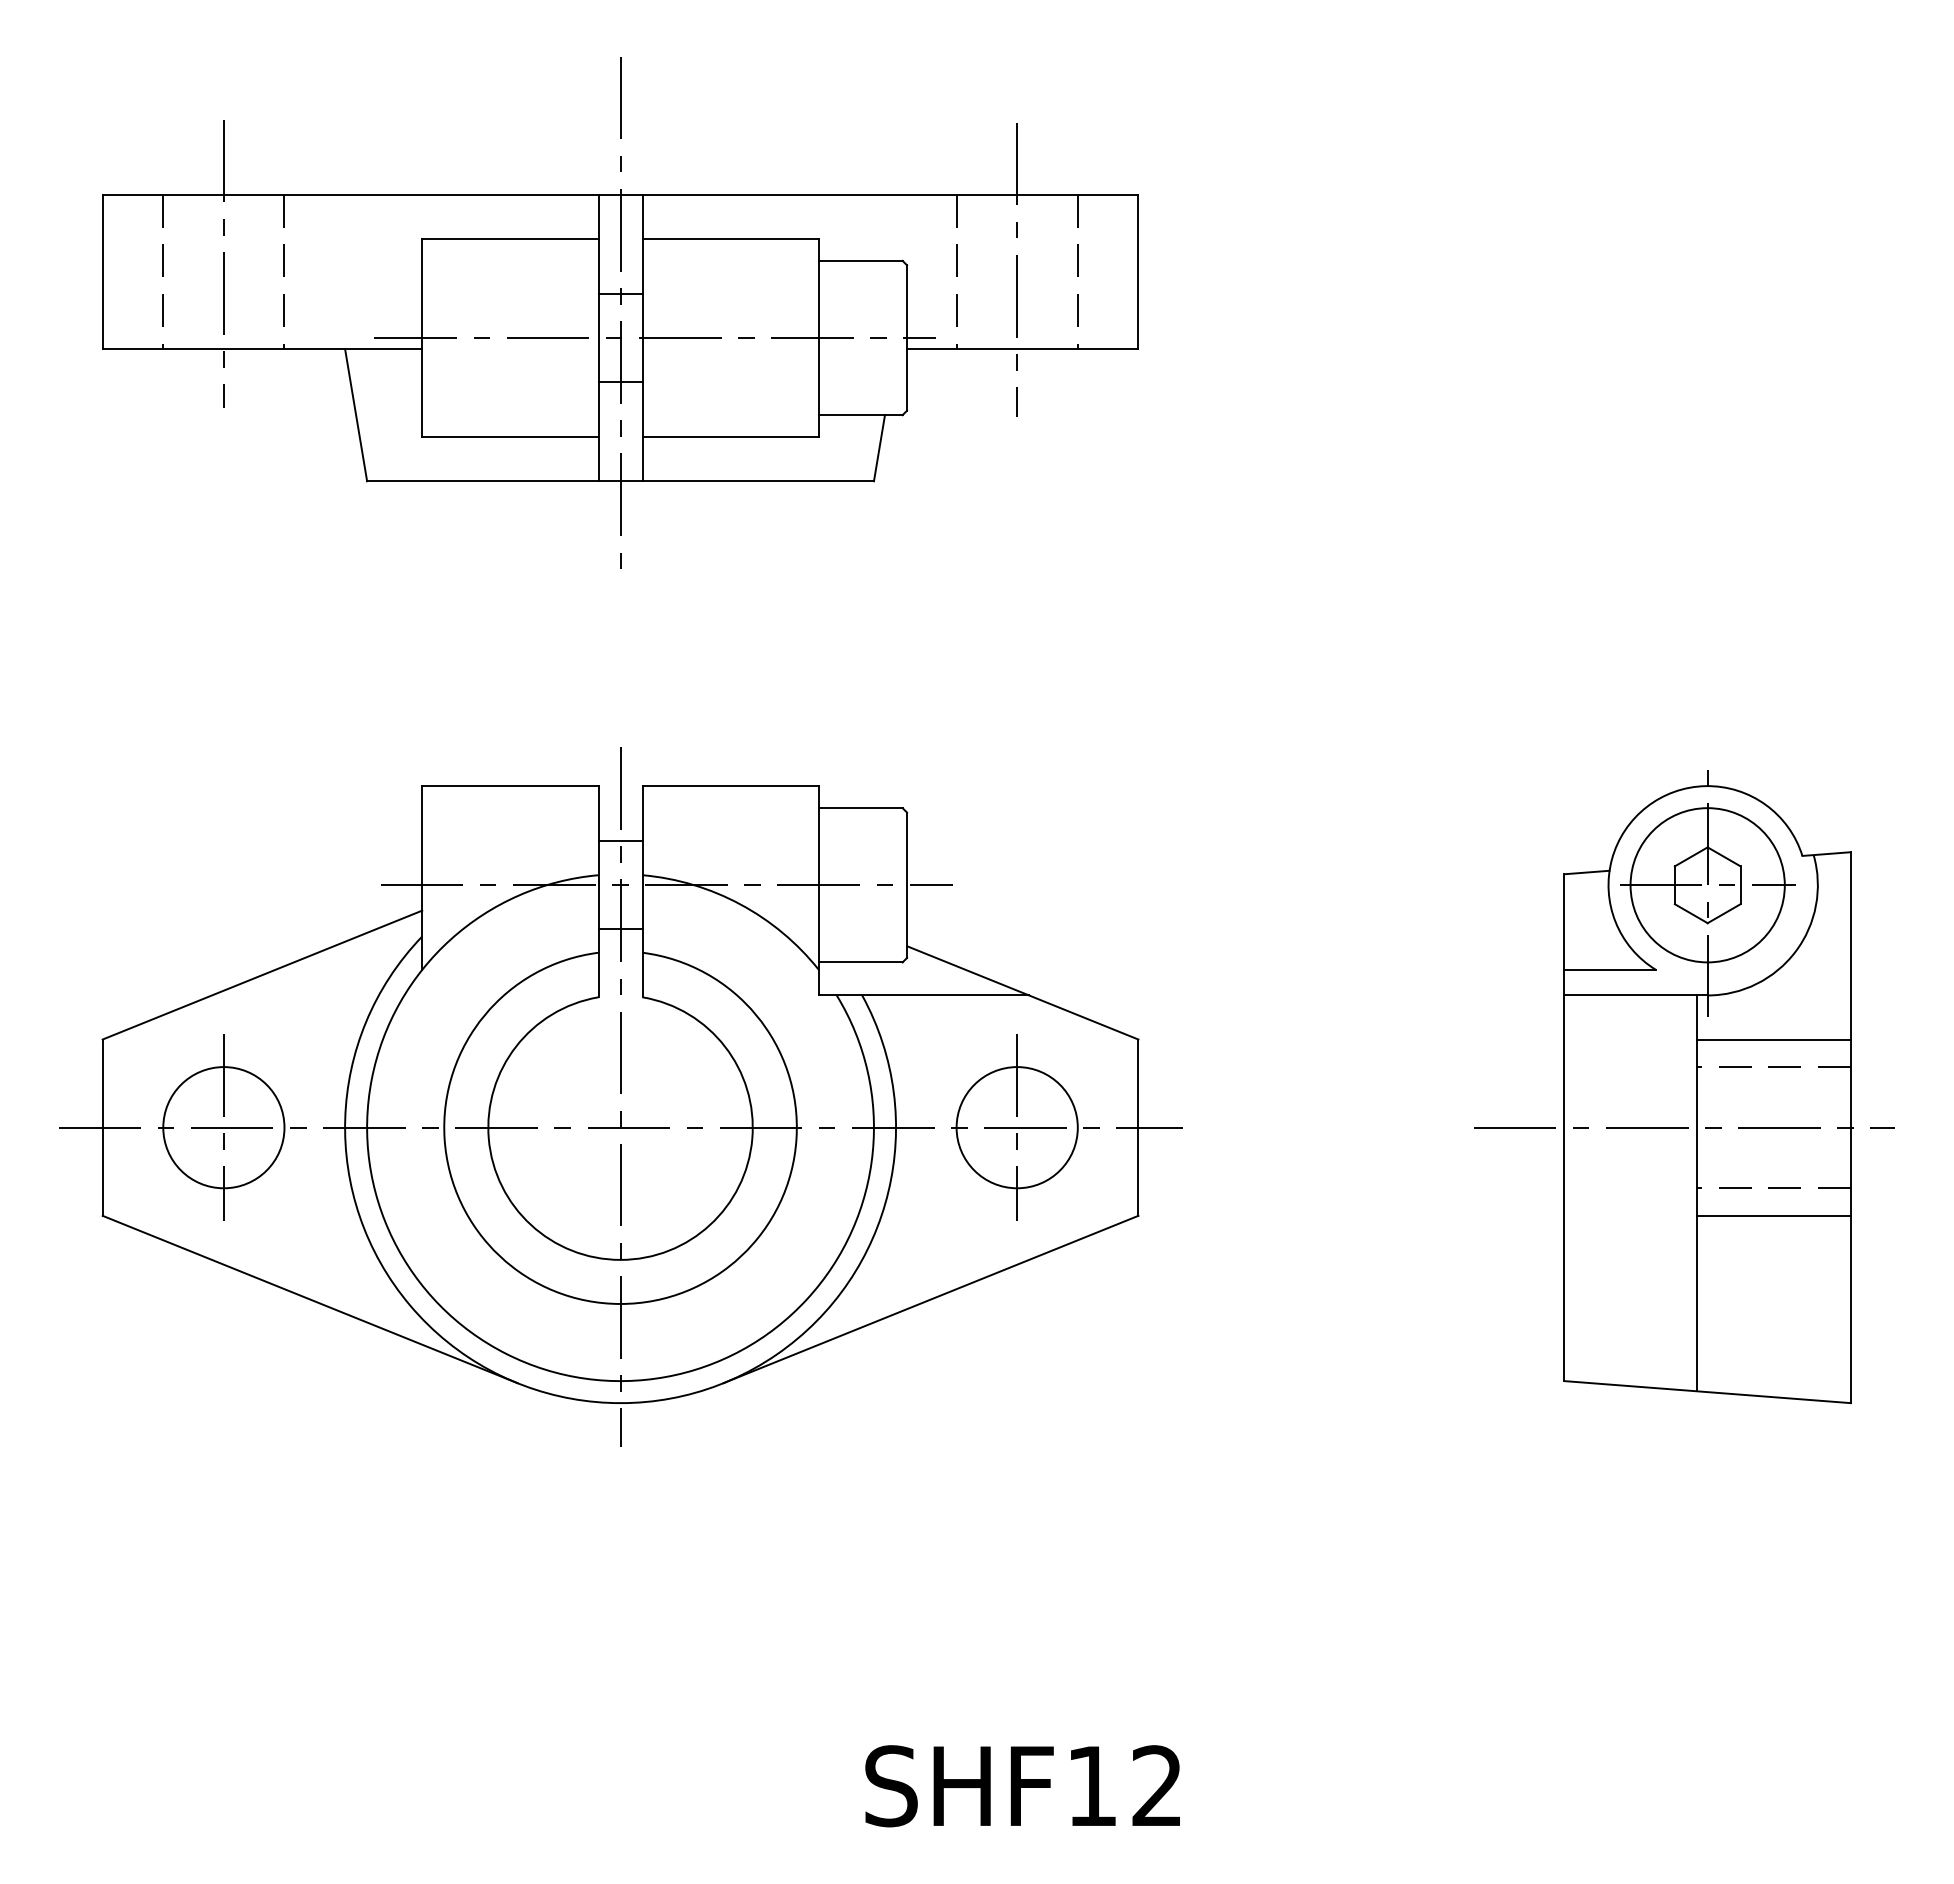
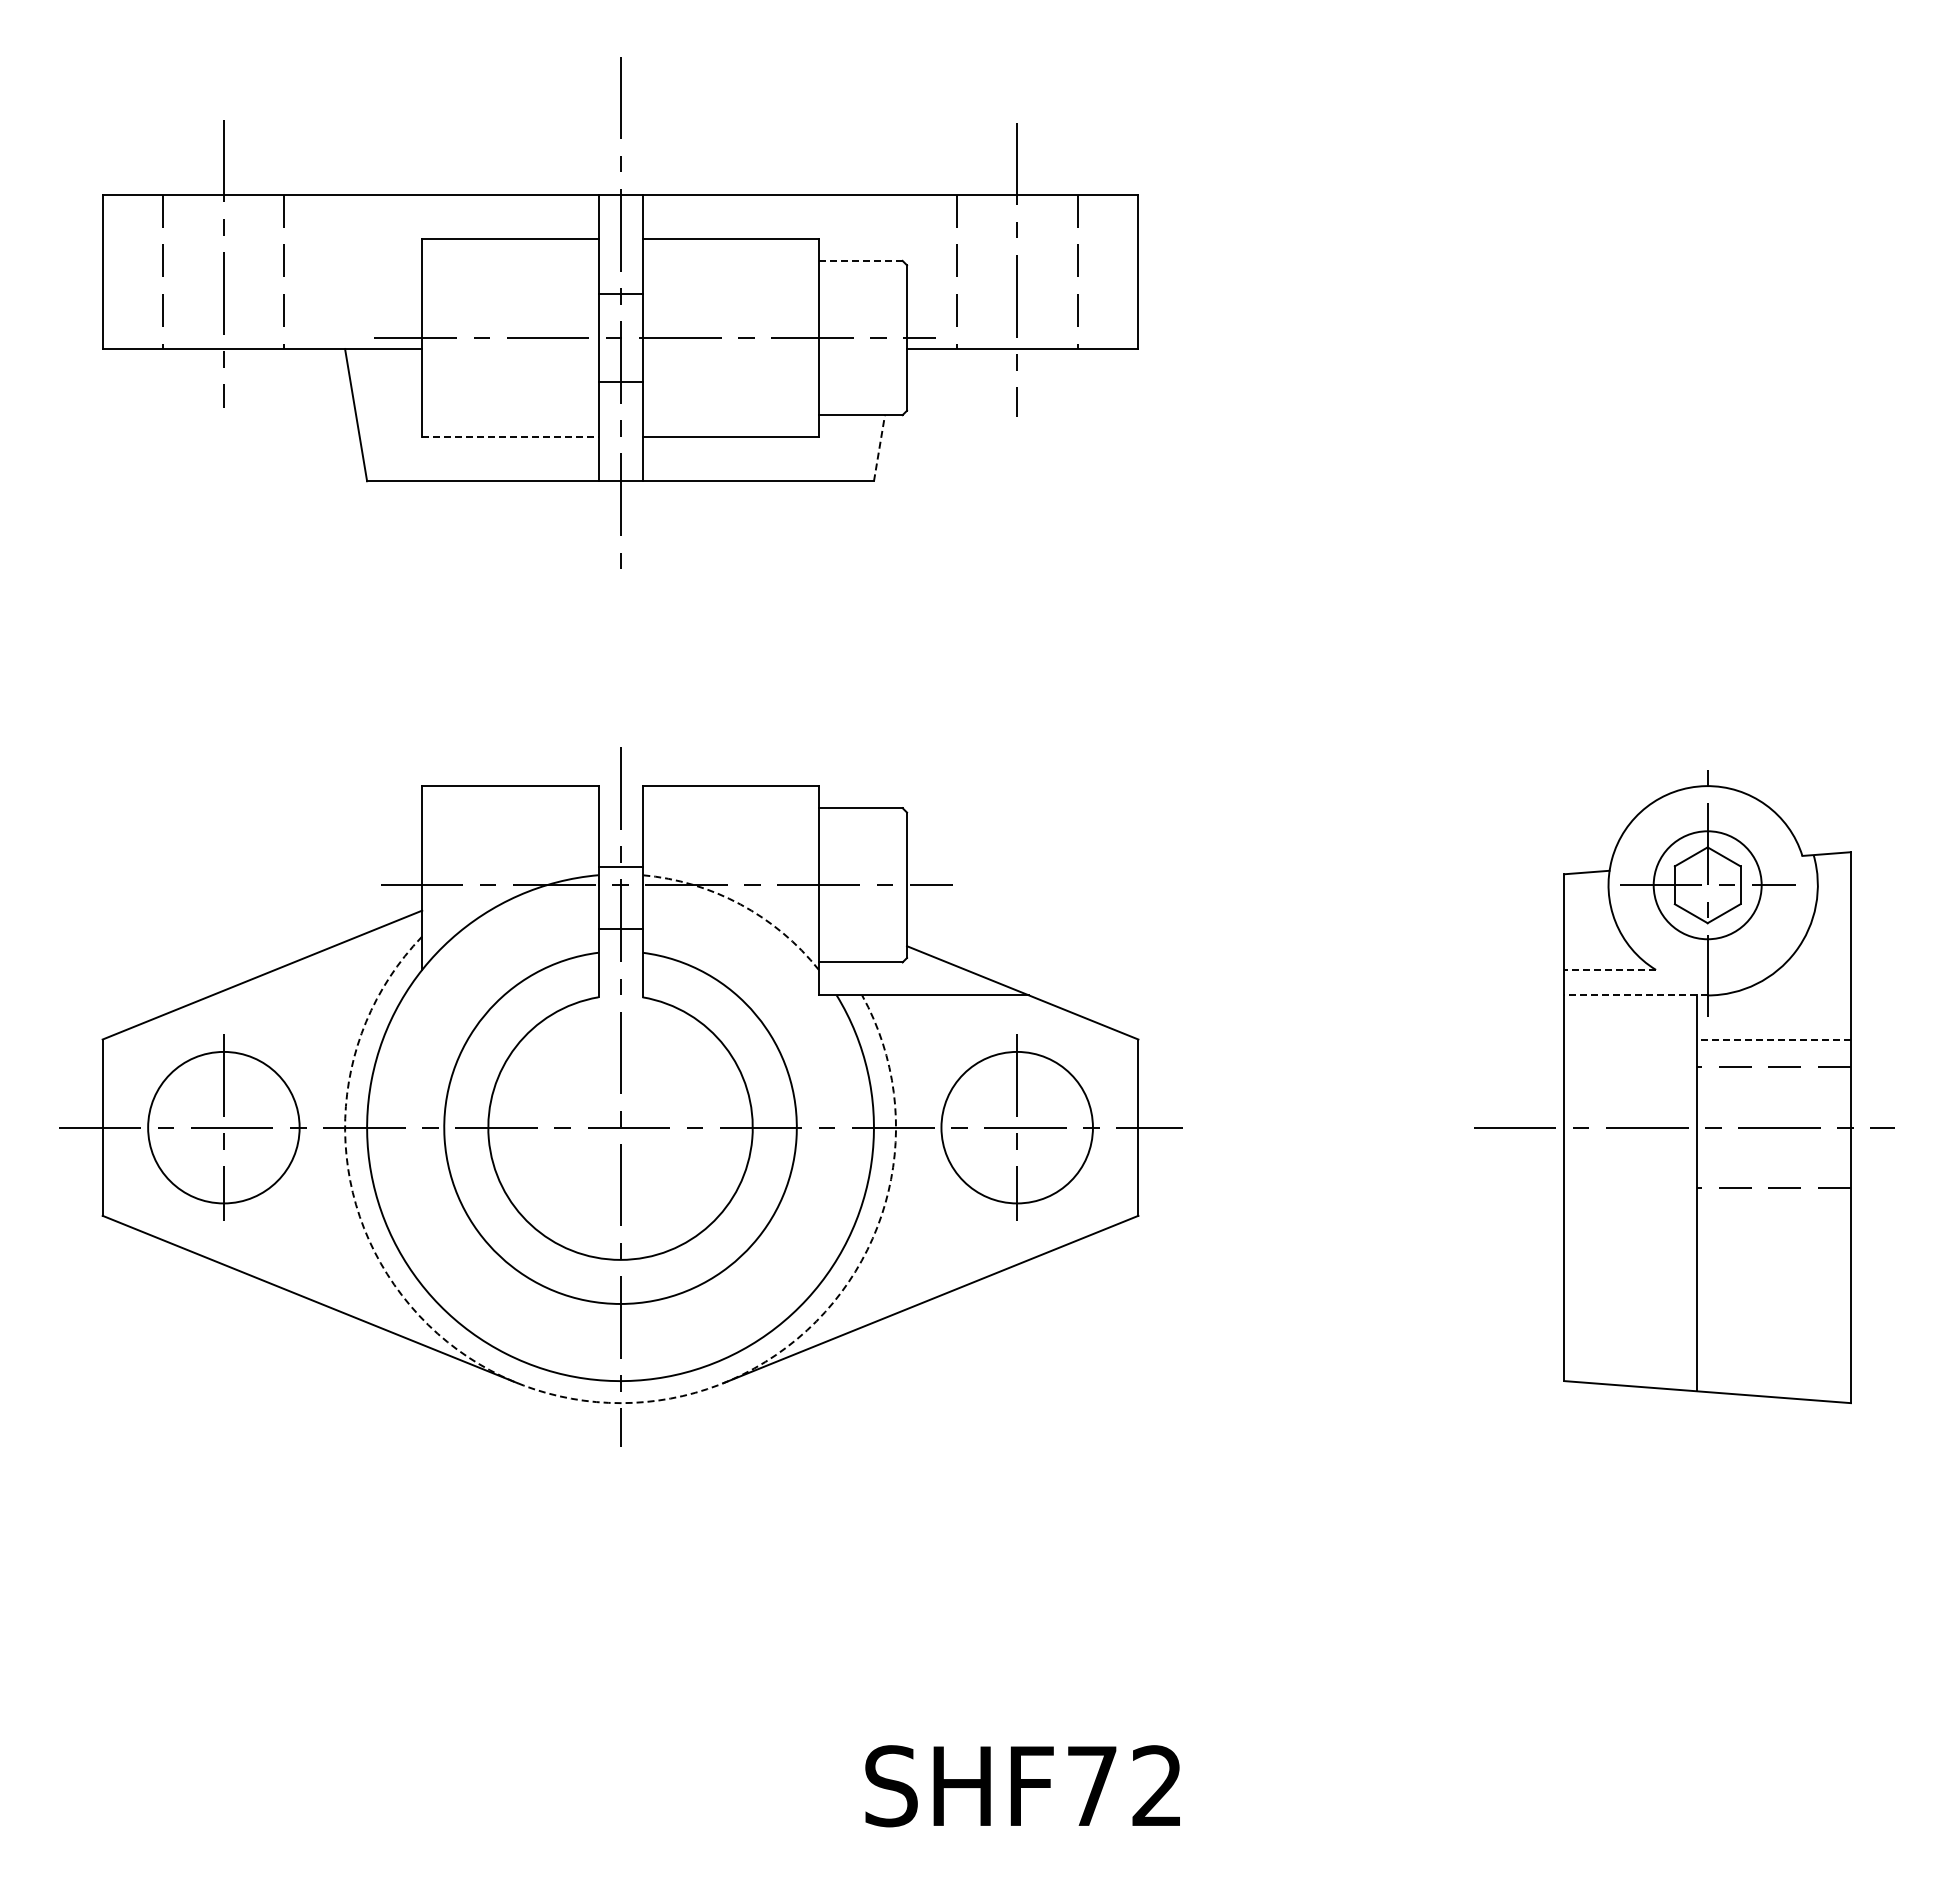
line: solid -> dashed (860, 260)
line: solid -> dashed (510, 437)
line: solid -> dashed (879, 448)
line position: (620, 841) -> (620, 867) (620, 867)
circle diameter: 154 px -> 108 px (1707, 885)
arc: solid -> dashed (740, 904)
line: solid -> dashed (1610, 969)
line: solid -> dashed (1636, 995)
line: solid -> dashed (1773, 1039)
circle diameter: 121 px -> 152 px (223, 1127)
circle diameter: 121 px -> 152 px (1016, 1127)
line: present -> none (1773, 1215)
arc: solid -> dashed (583, 1400)
text: SHF12 -> SHF72 (1092, 1785)
